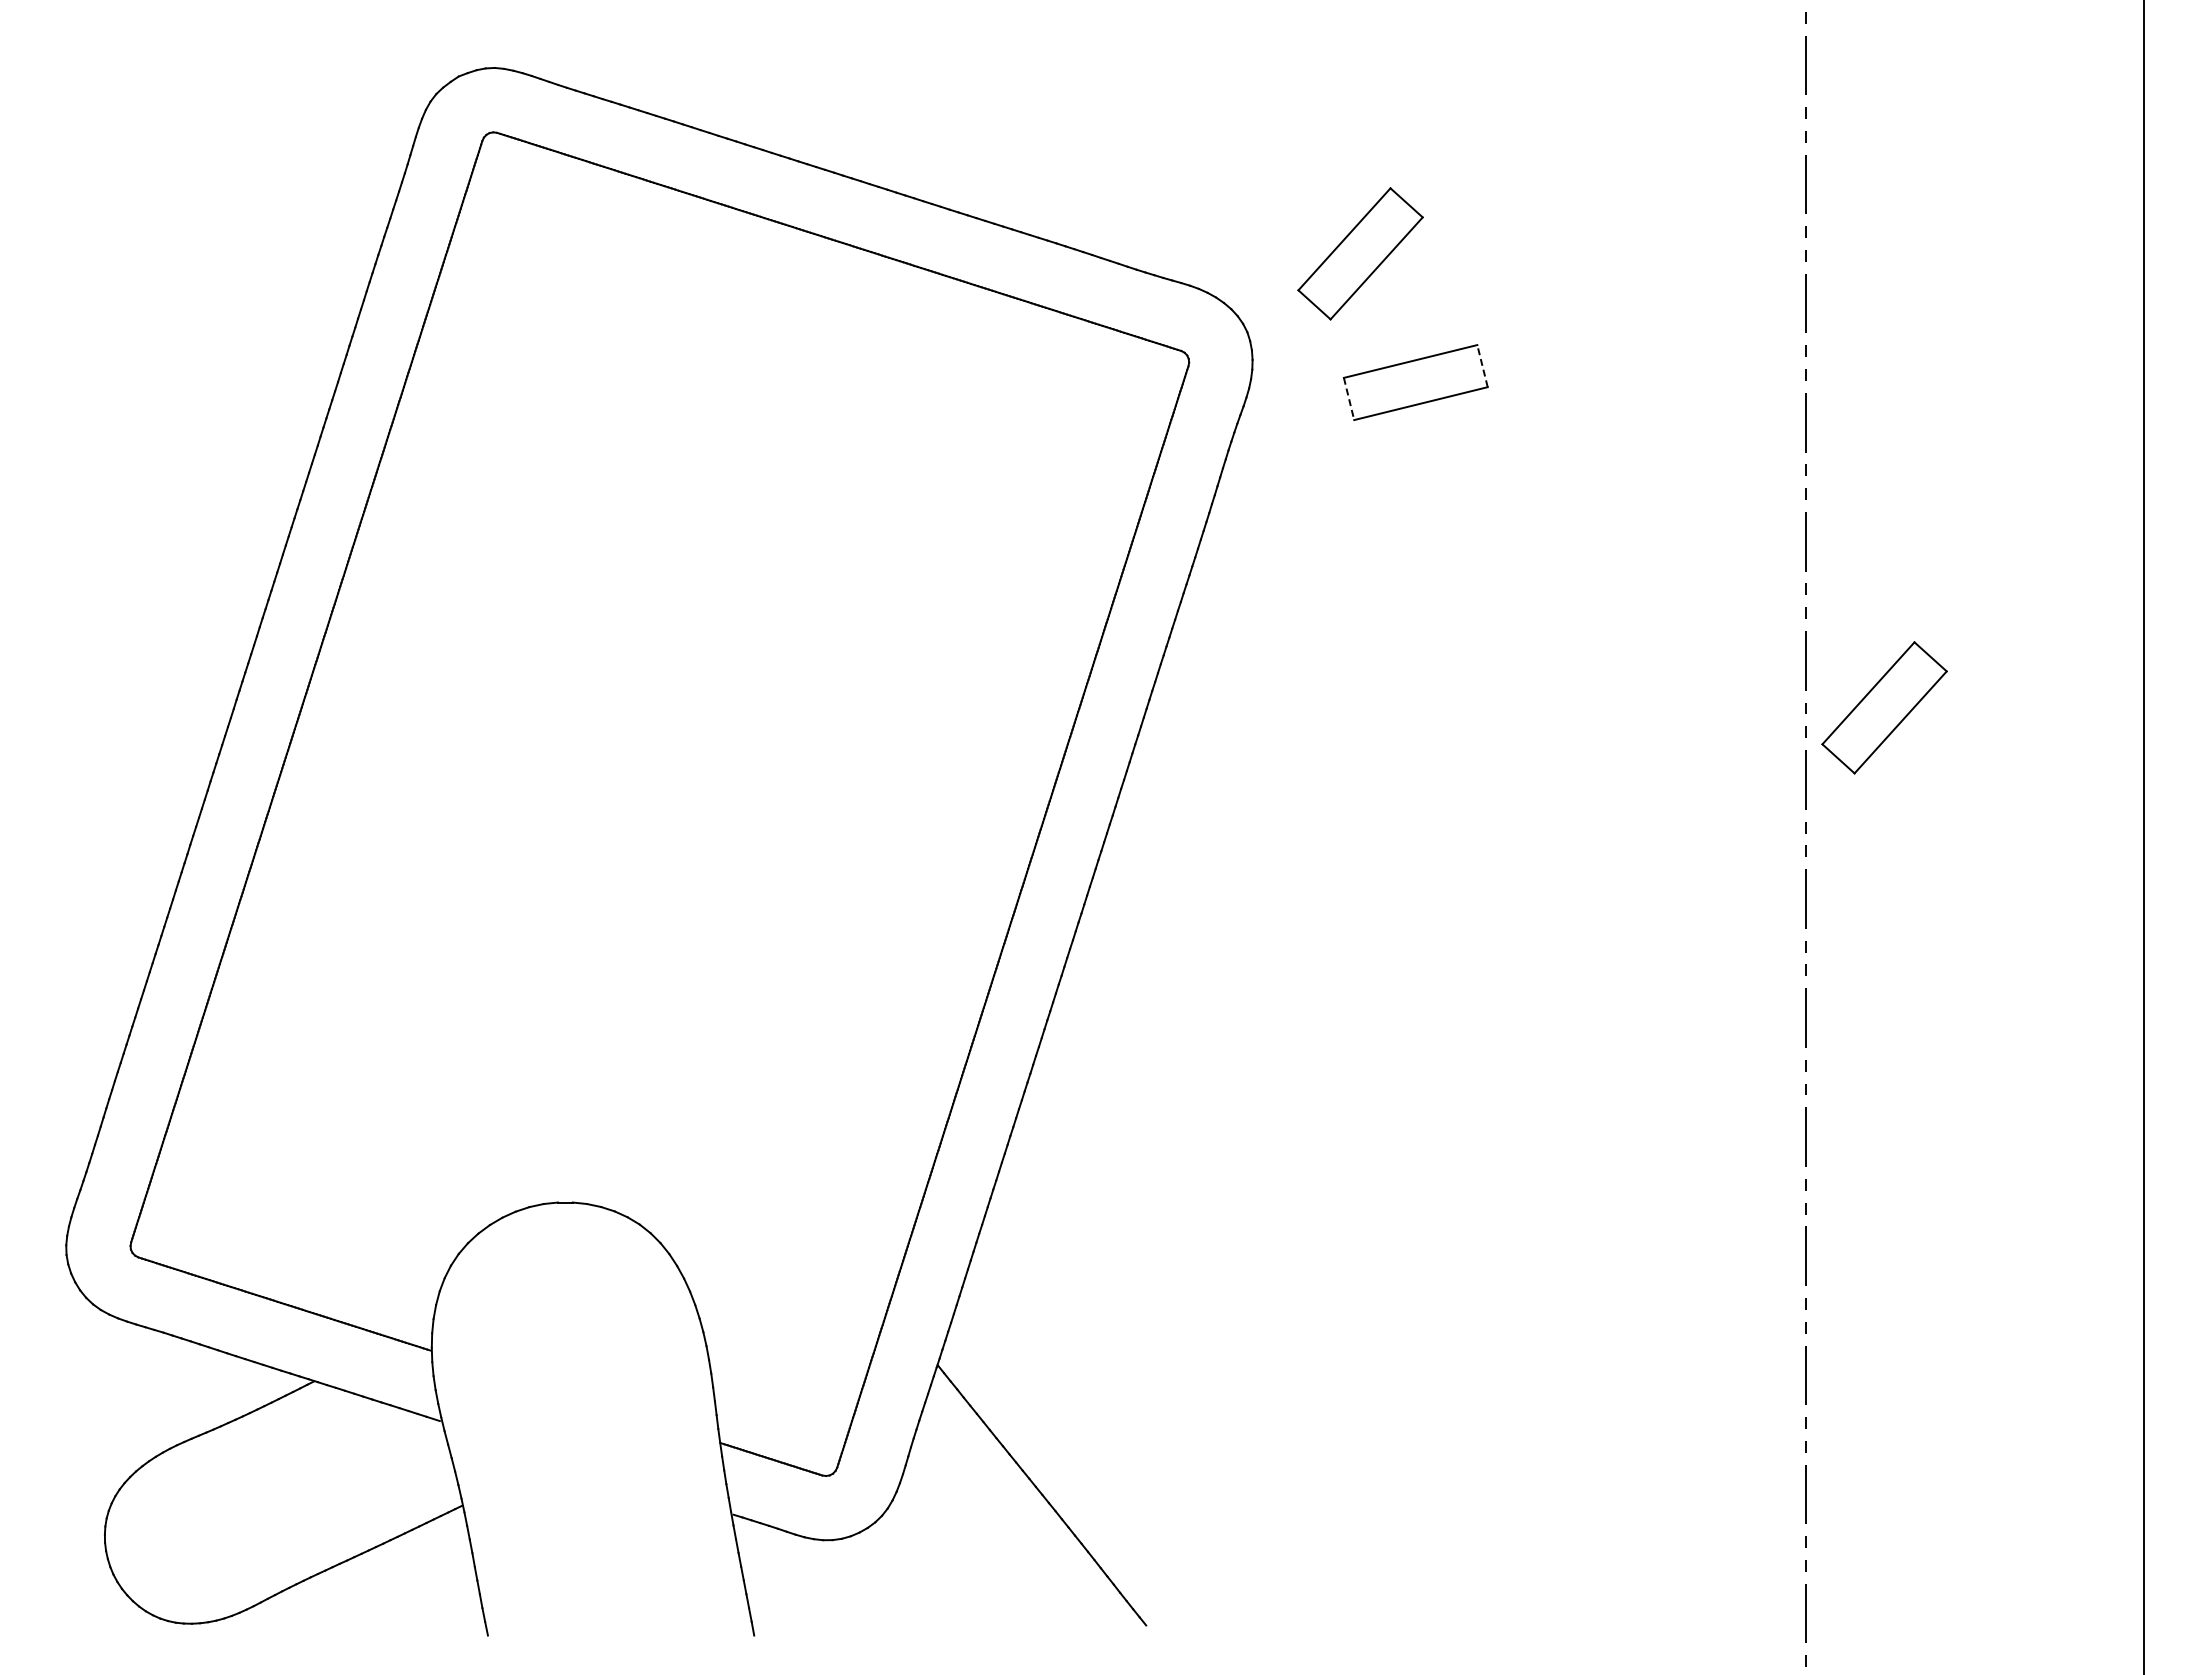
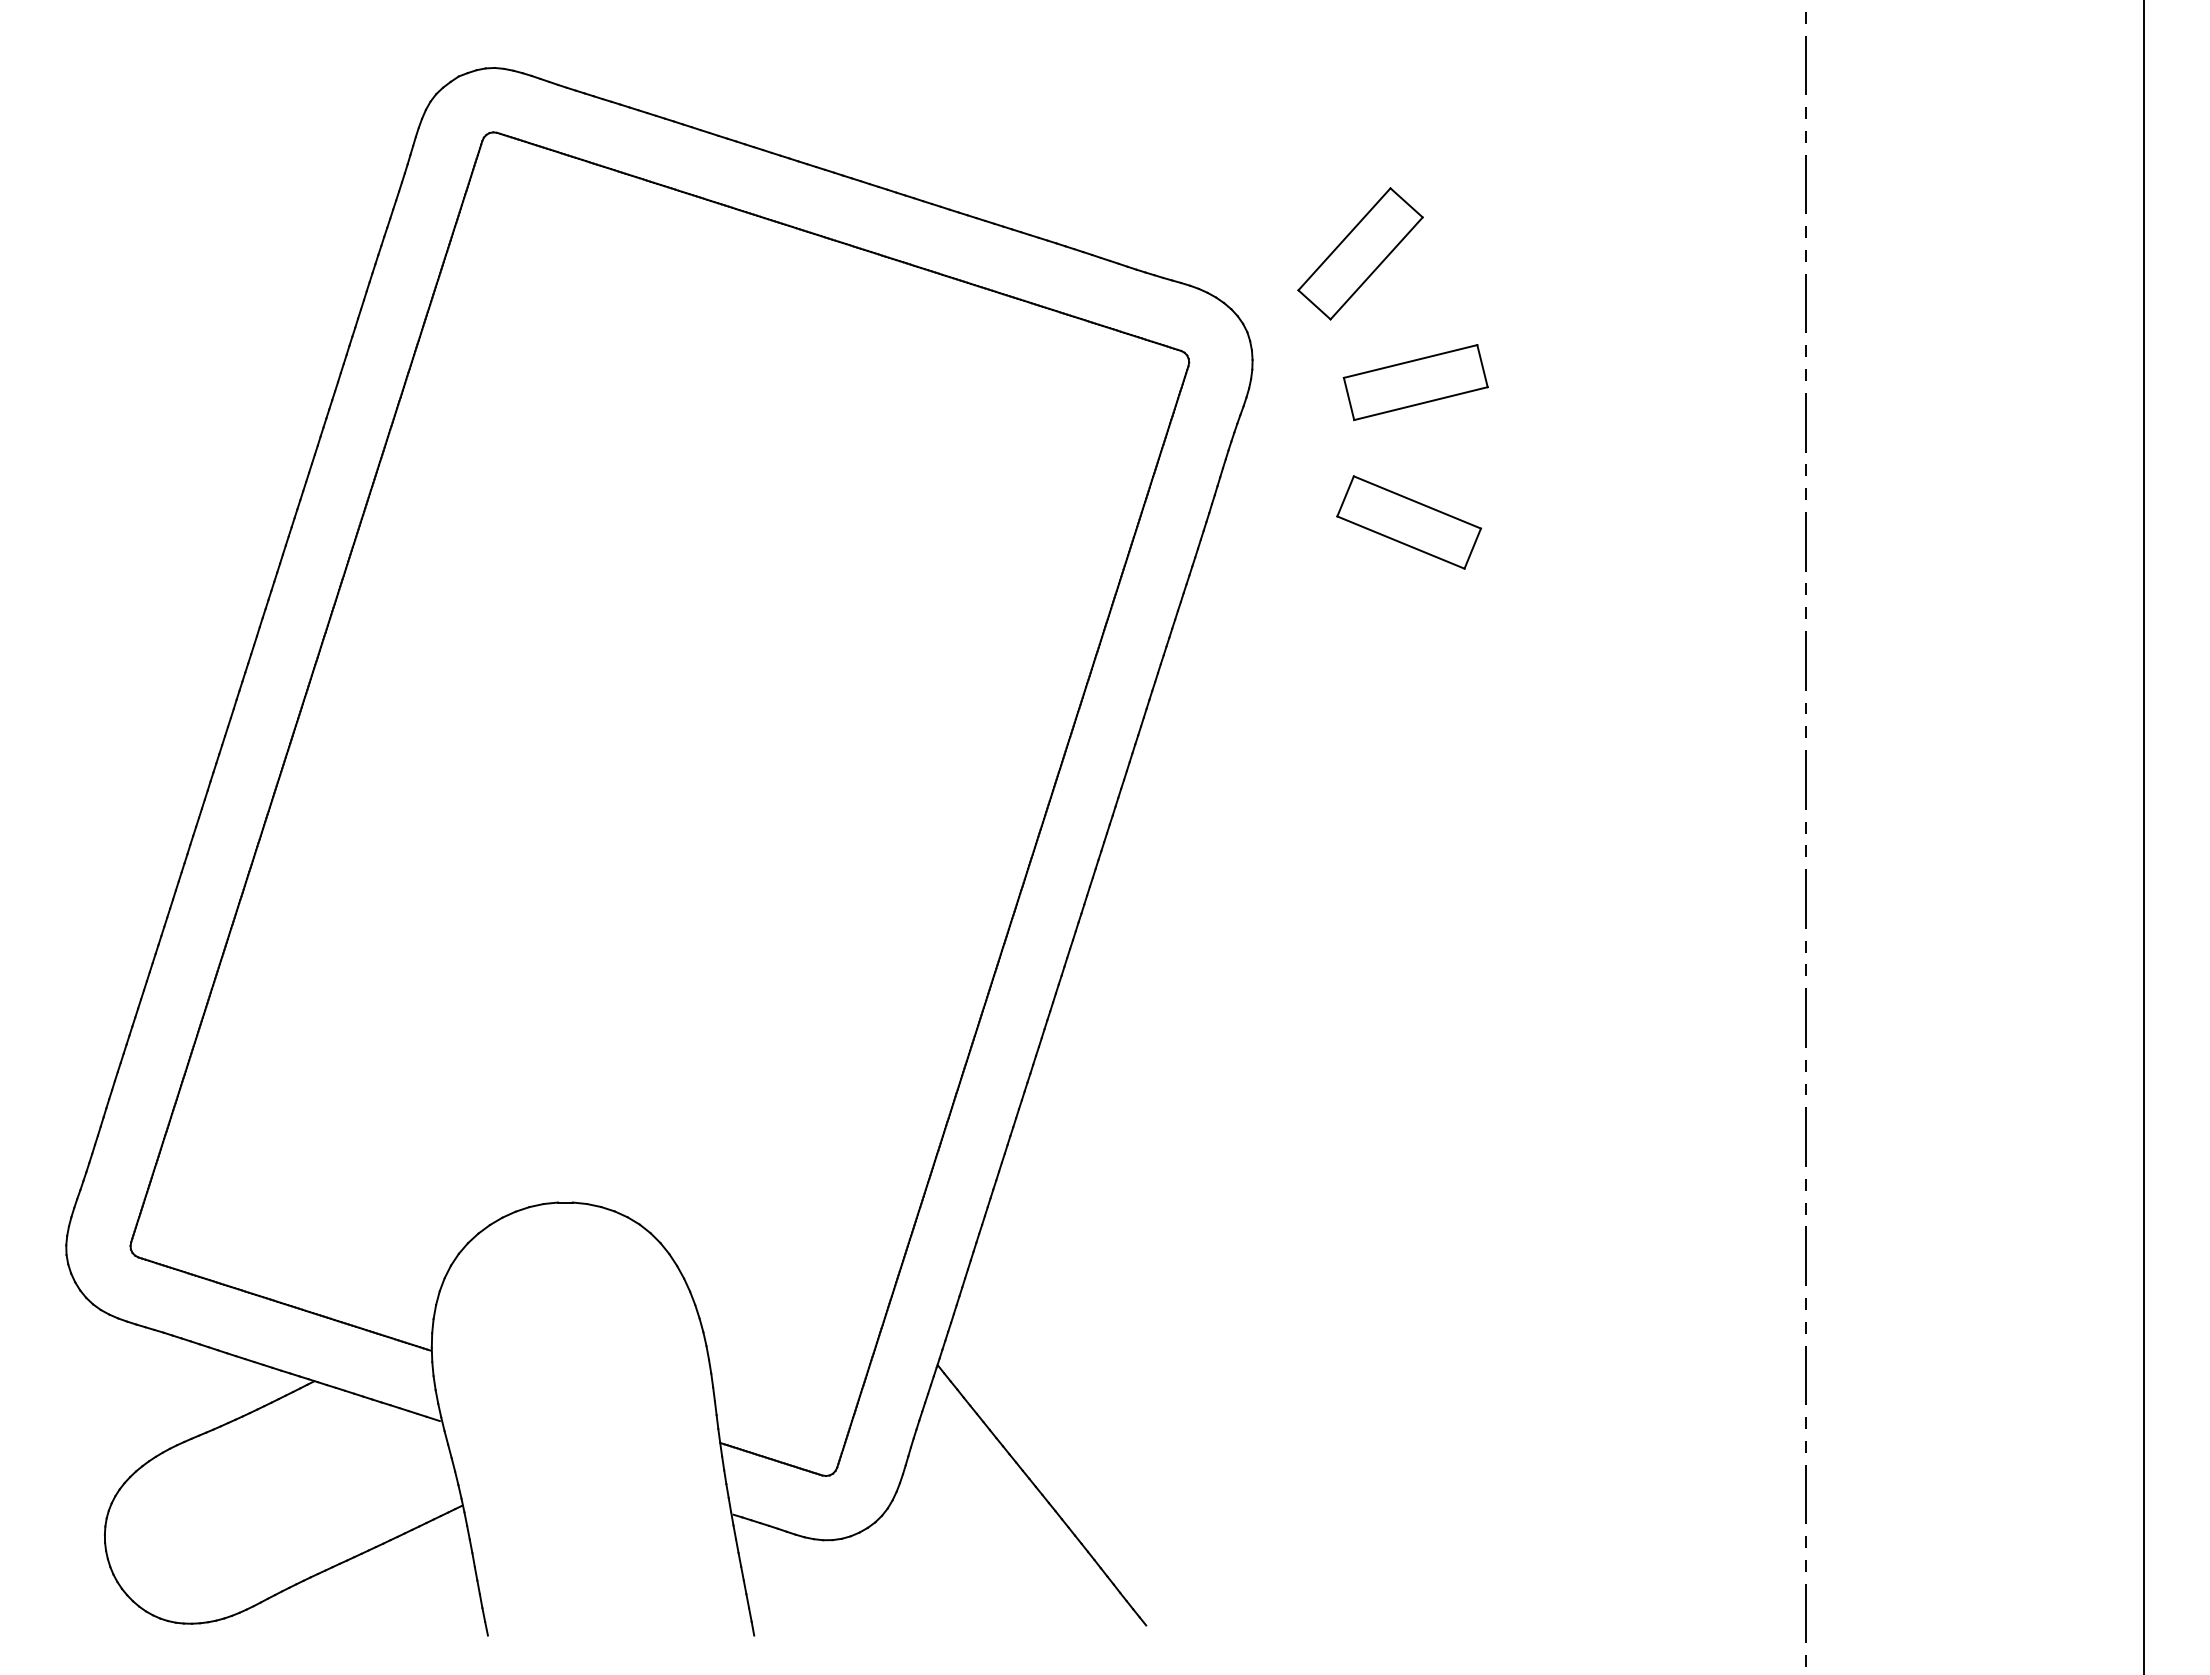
line: dashed -> solid (1482, 366)
line: dashed -> solid (1349, 398)
part: none -> present (1409, 522)
part: present -> none (1884, 707)
